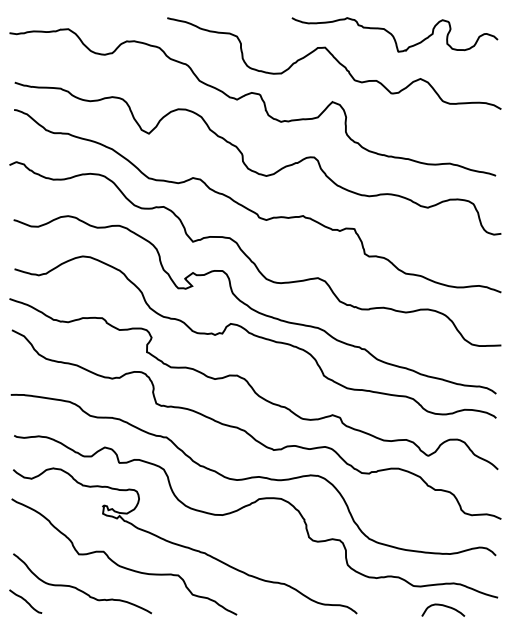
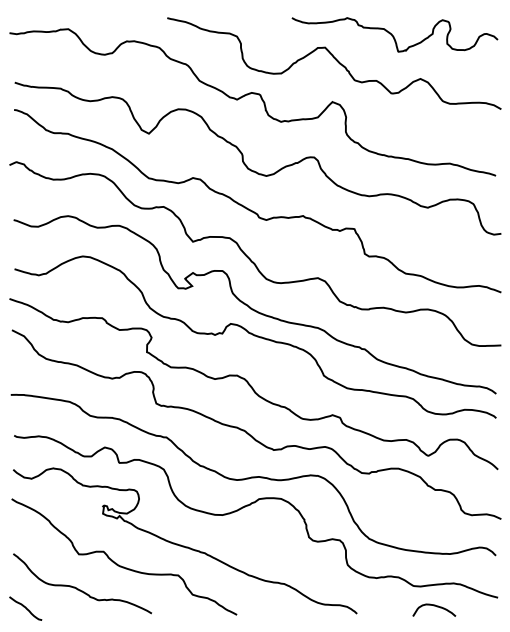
curve position: (25, 601) -> (25, 608) (25, 608)
curve position: (443, 606) -> (434, 606) (434, 606)
